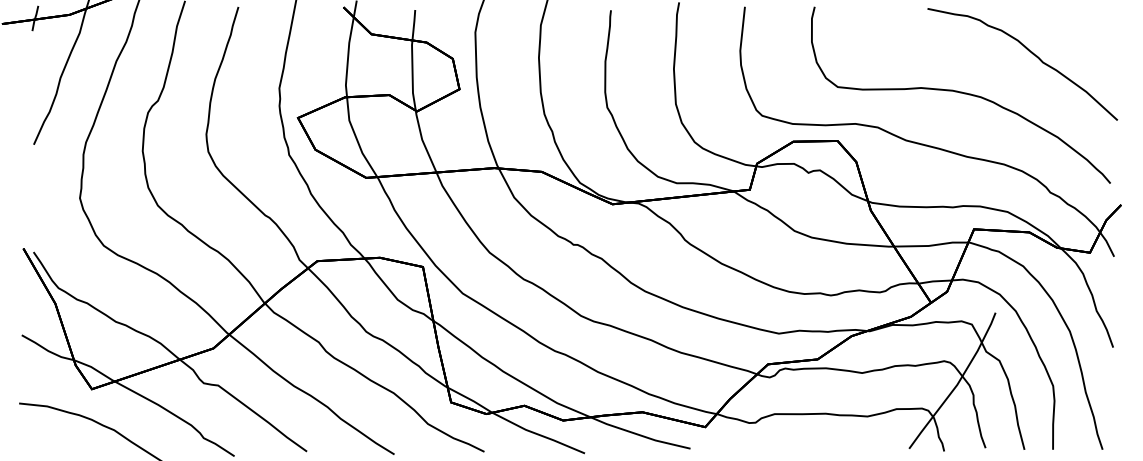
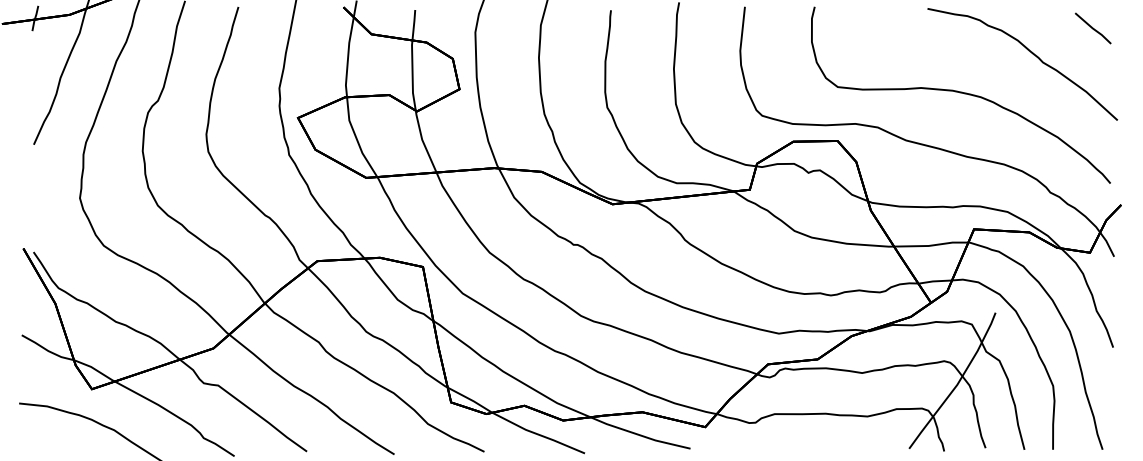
line: none -> present (1092, 28)
